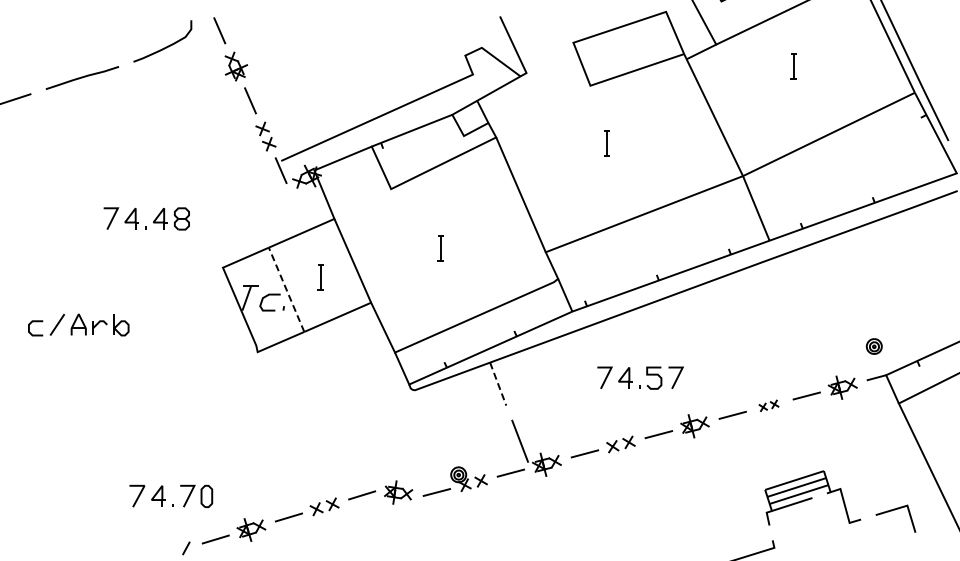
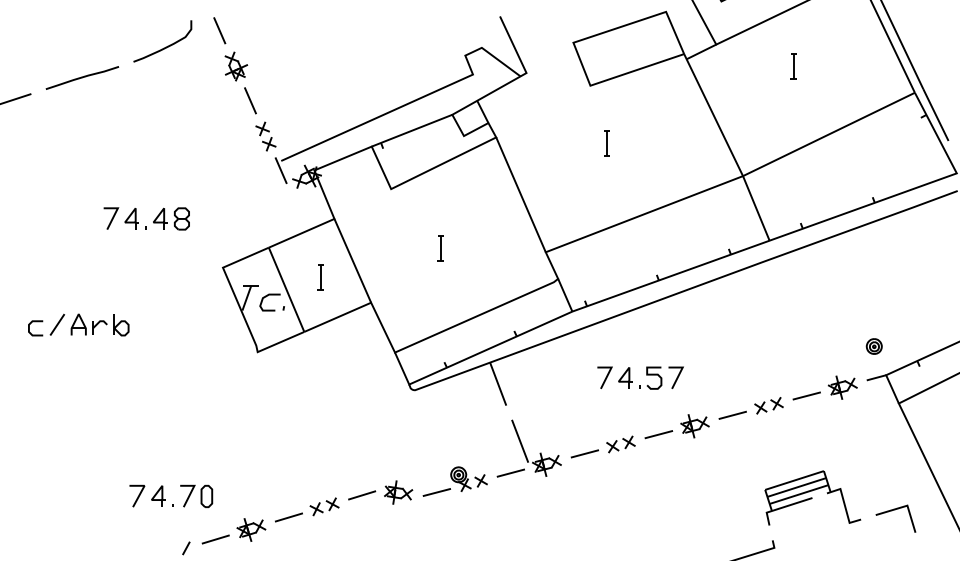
line: dashed -> solid (286, 289)
line: dashed -> solid (498, 384)
part size: 22x14 px -> 30x18 px (768, 405)
